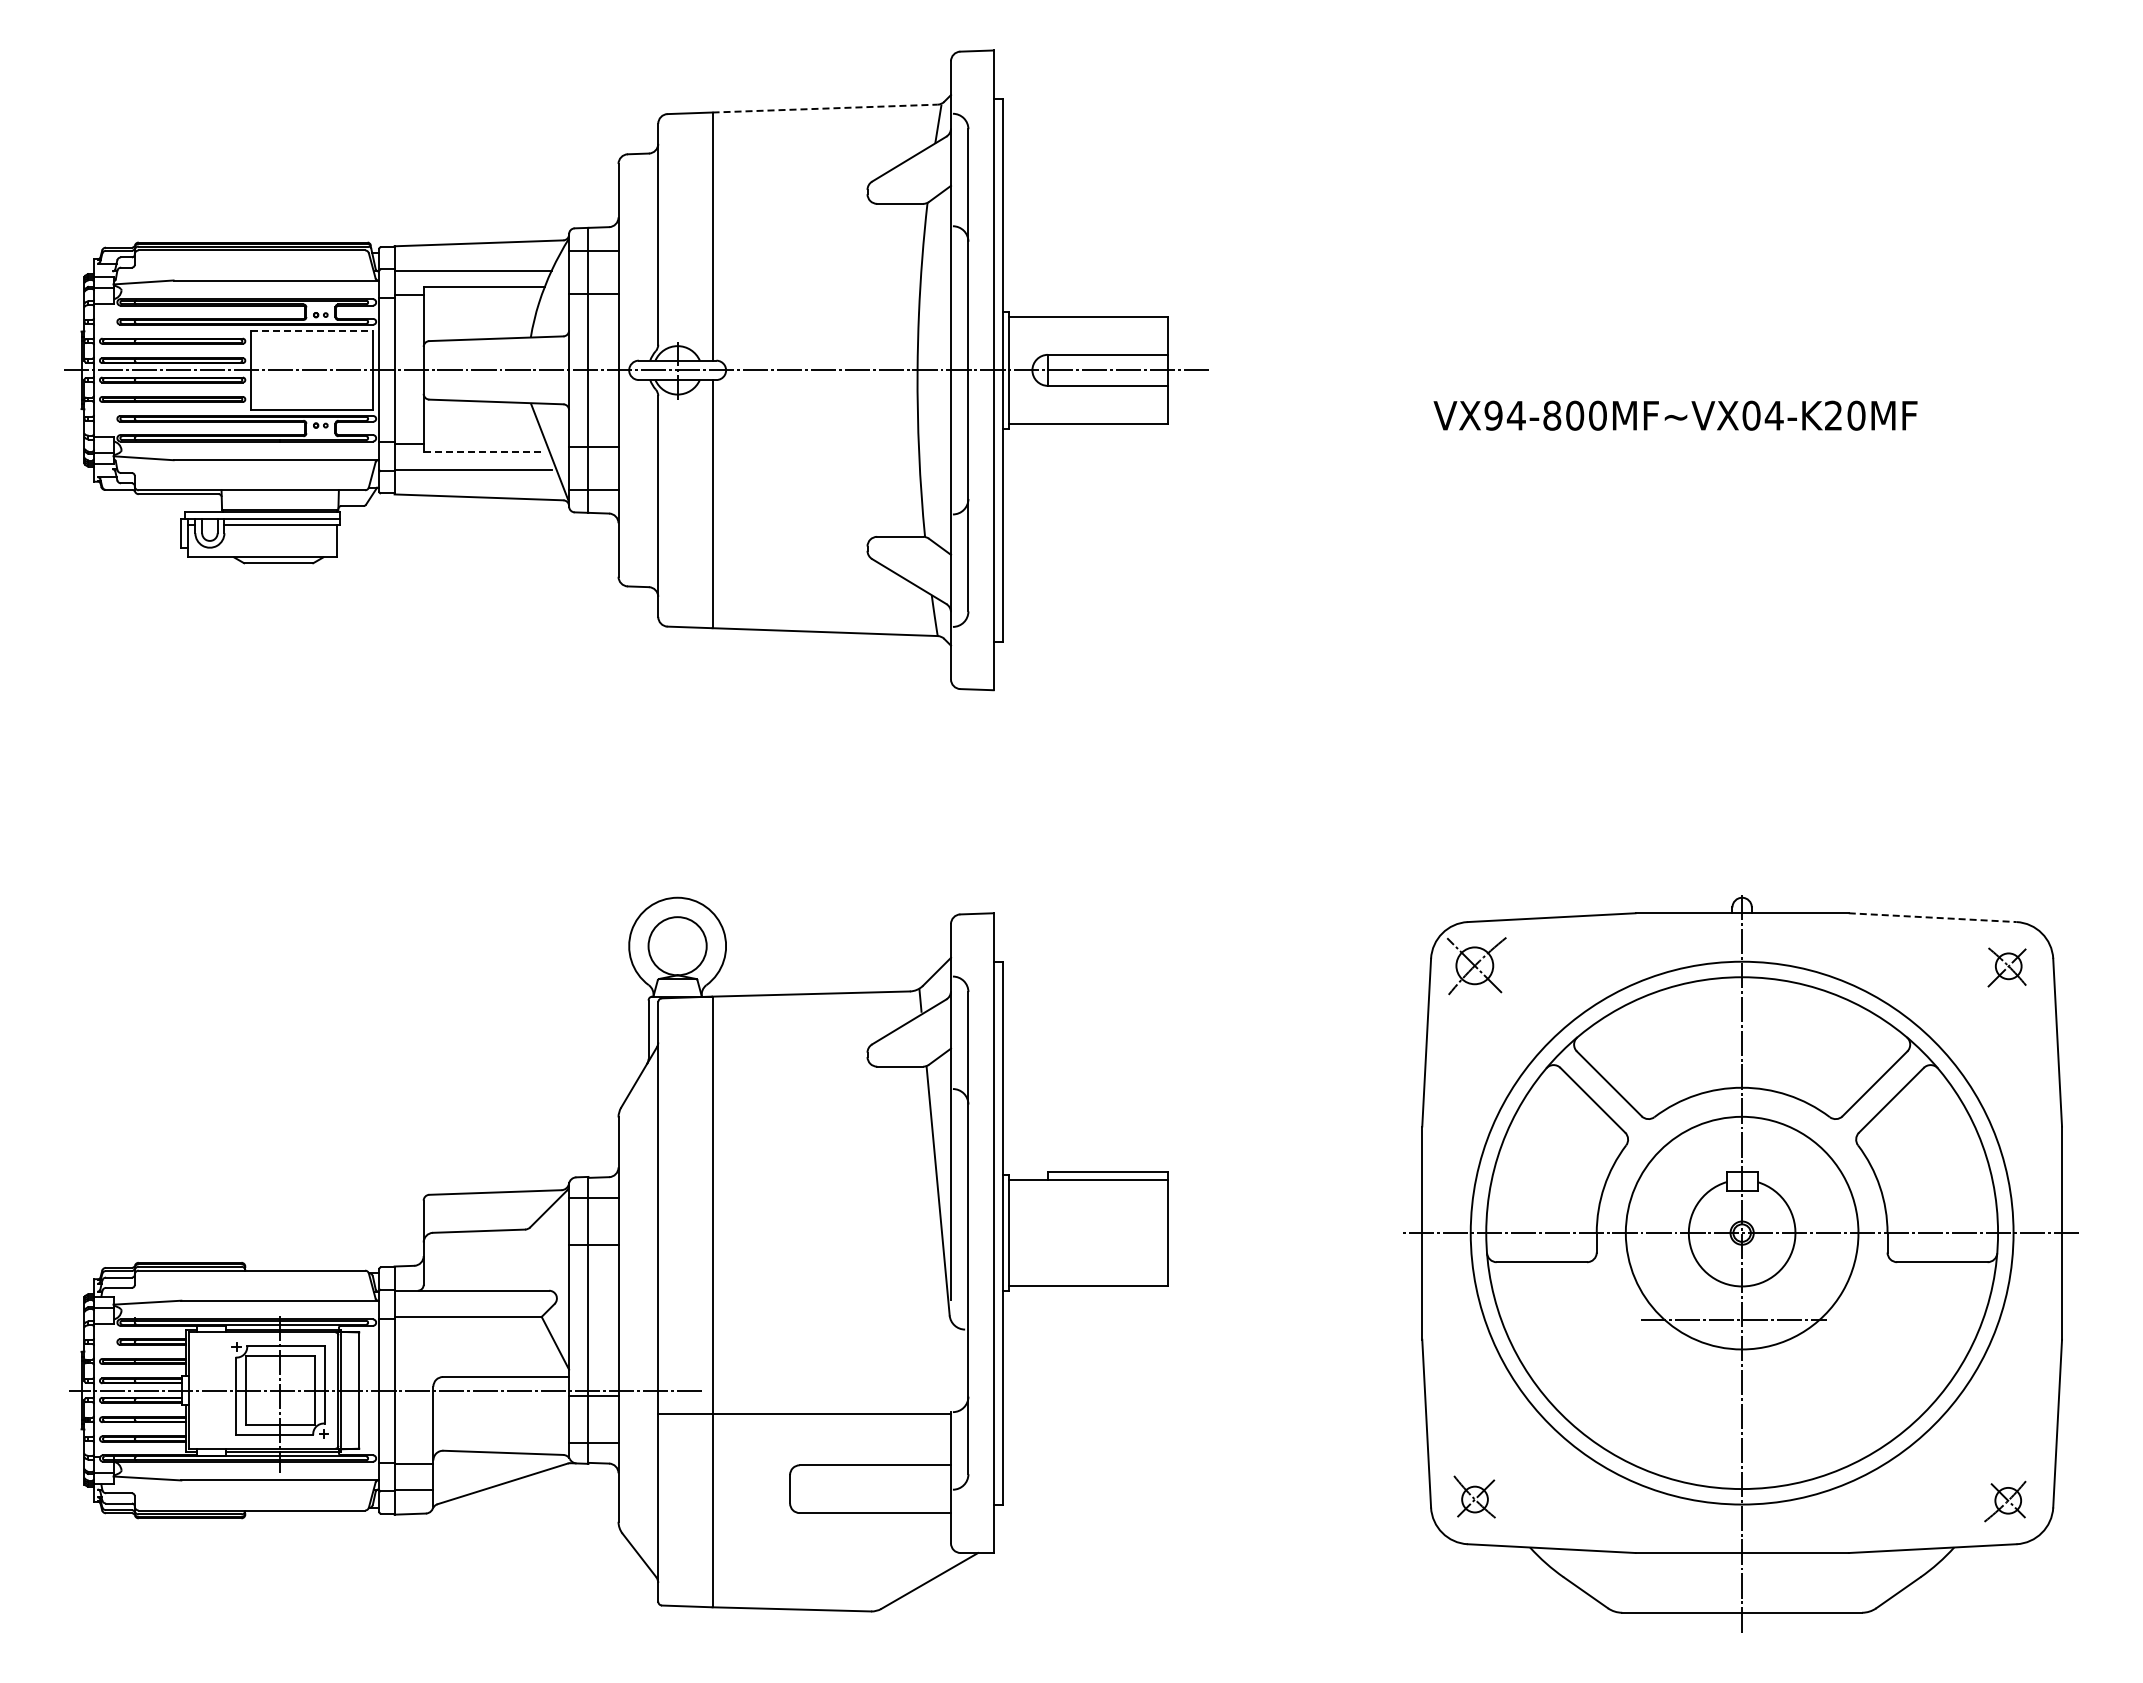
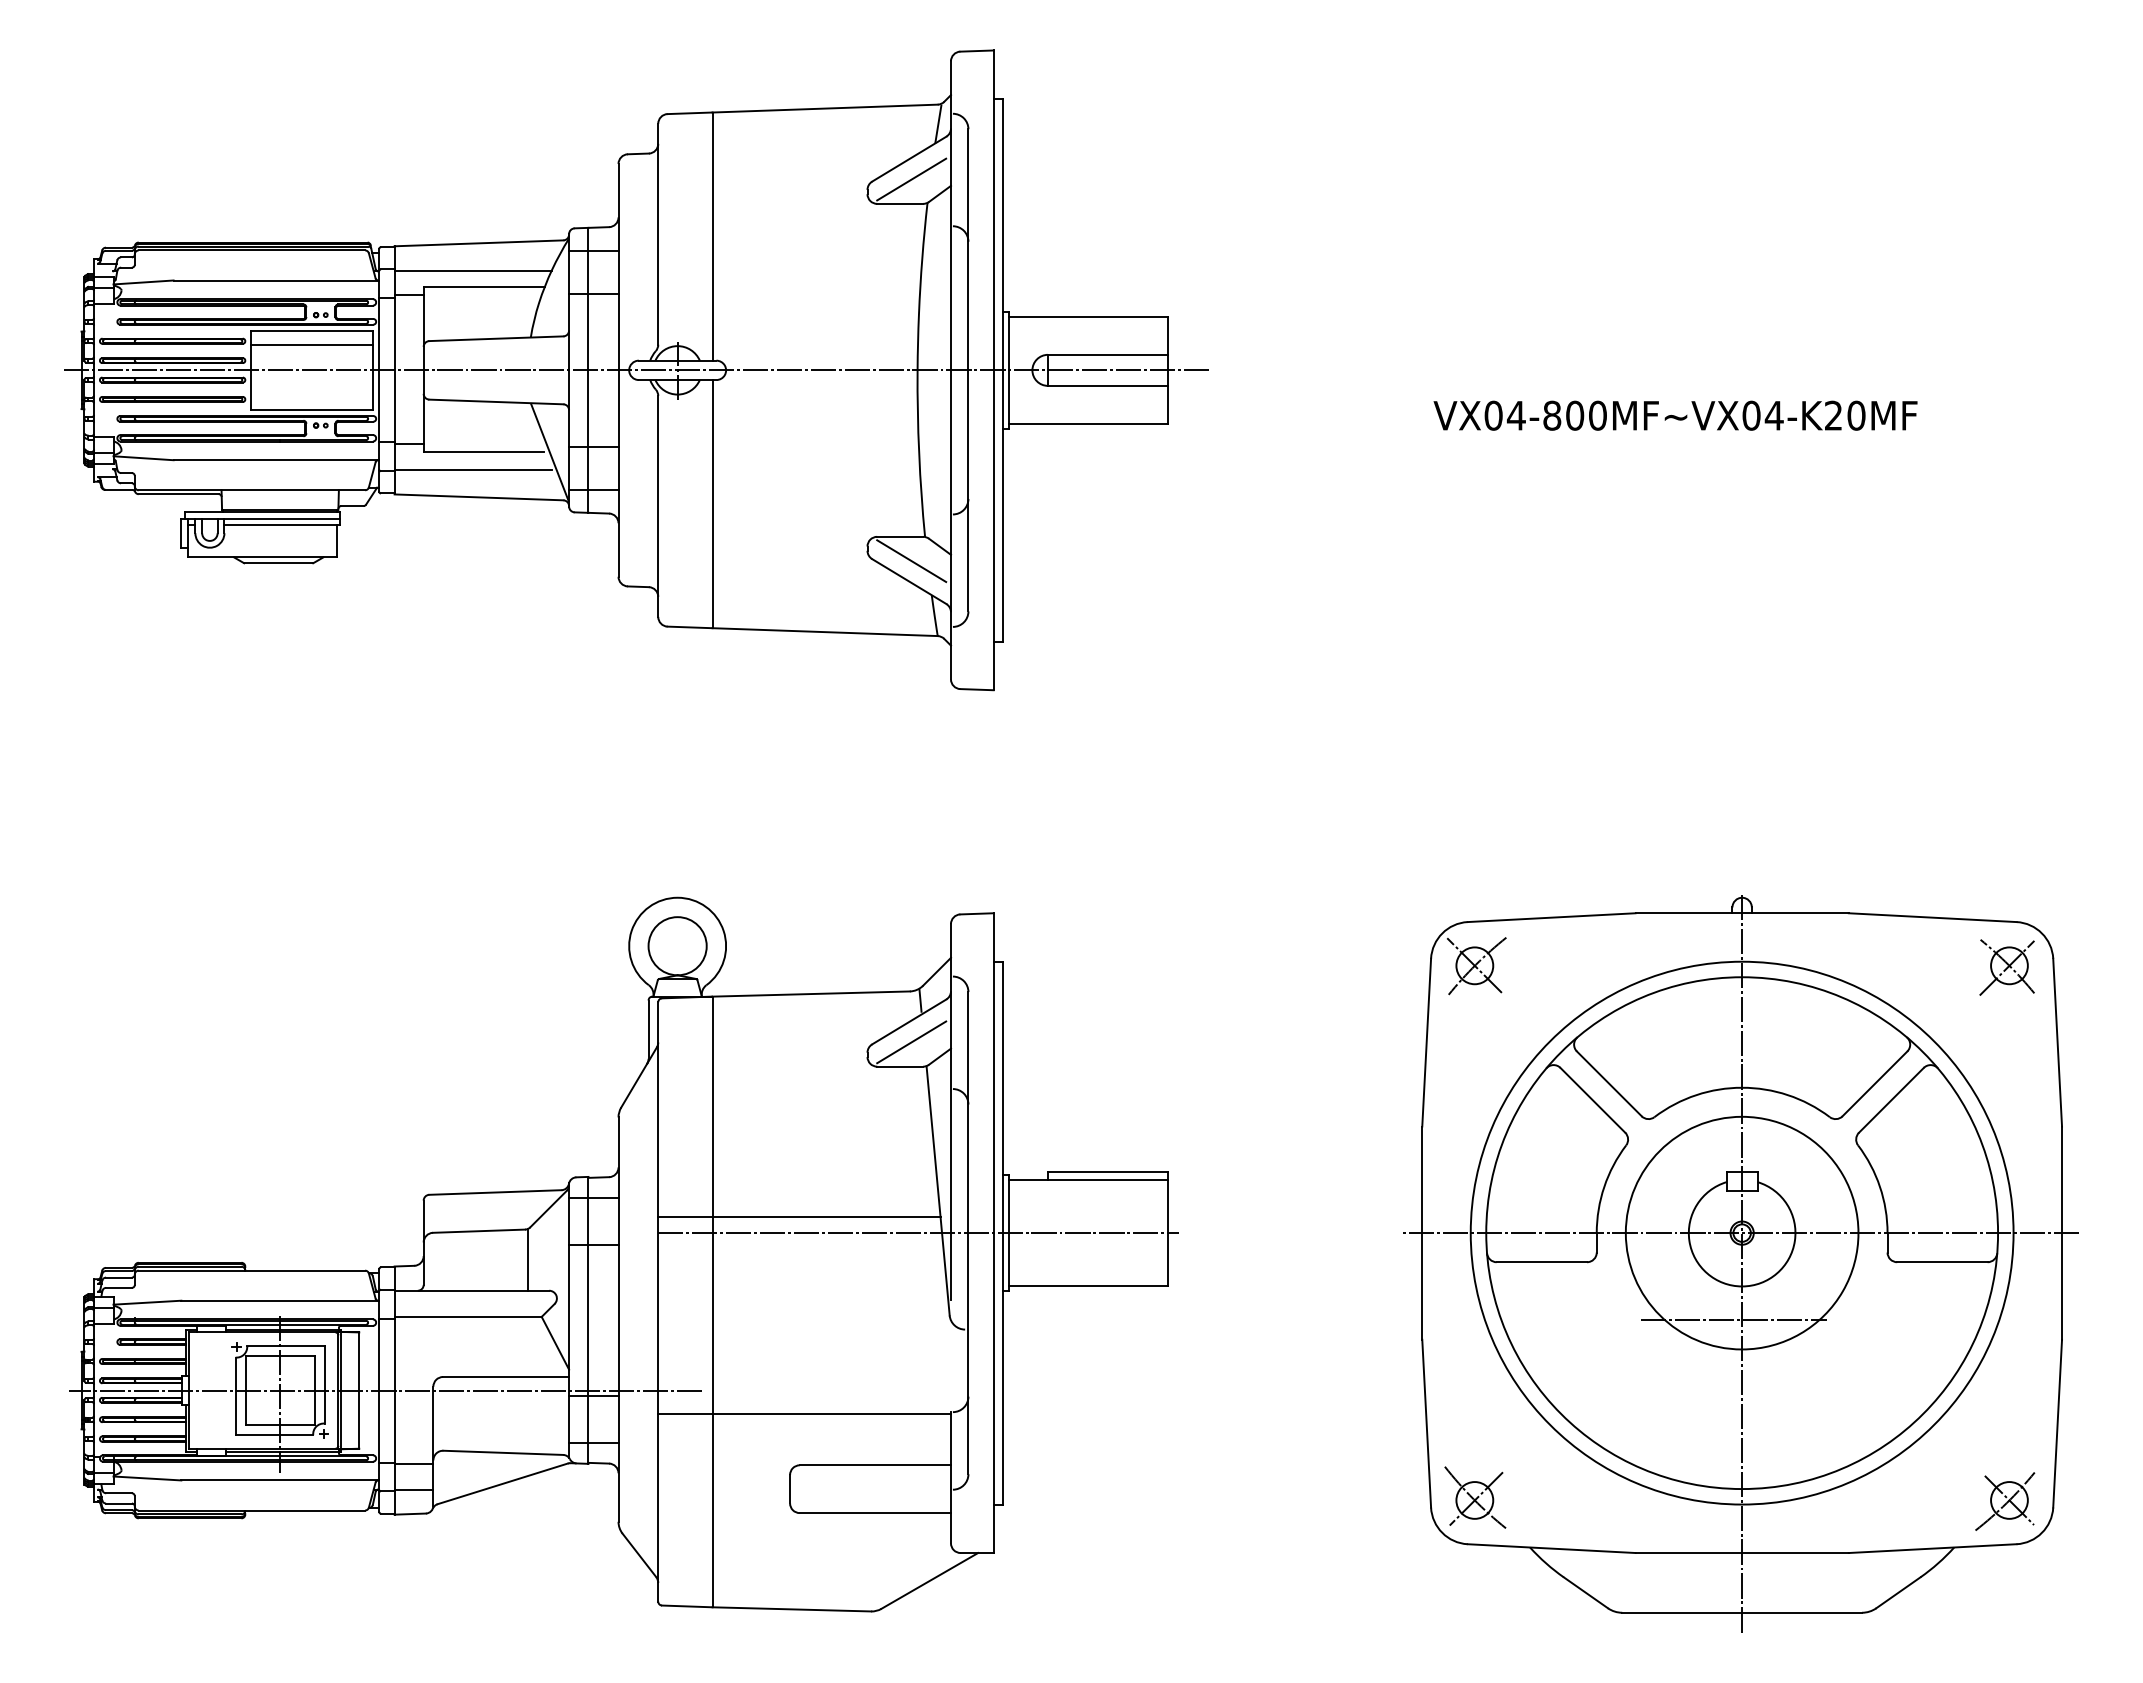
line: dashed -> solid (825, 108)
line: none -> present (911, 179)
line: dashed -> solid (312, 330)
line: none -> present (312, 345)
text: VX94-800MF~VX04-K20MF -> VX04-800MF~VX04-K20MF (1493, 415)
line: dashed -> solid (484, 452)
line: none -> present (911, 561)
line: dashed -> solid (1932, 917)
part size: 40x41 px -> 56x57 px (2006, 967)
line: none -> present (911, 1042)
line: none -> present (799, 1216)
line: none -> present (918, 1233)
line: none -> present (528, 1259)
part size: 43x44 px -> 63x63 px (1475, 1497)
part size: 43x43 px -> 61x59 px (2005, 1501)
